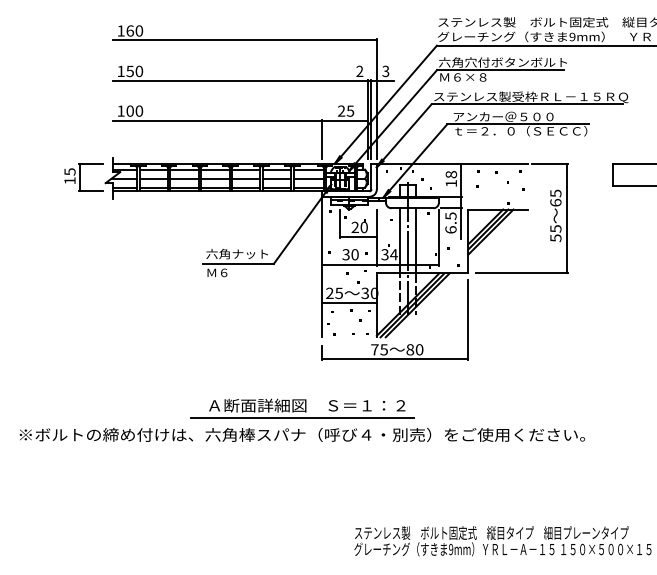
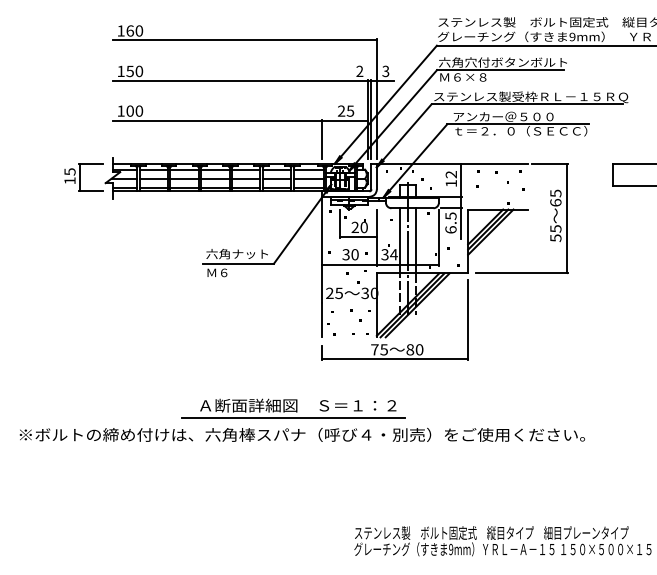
text: 18 -> 12 (451, 174)
line: present -> none (349, 302)
part position: (302, 408) -> (293, 408) (293, 408)
